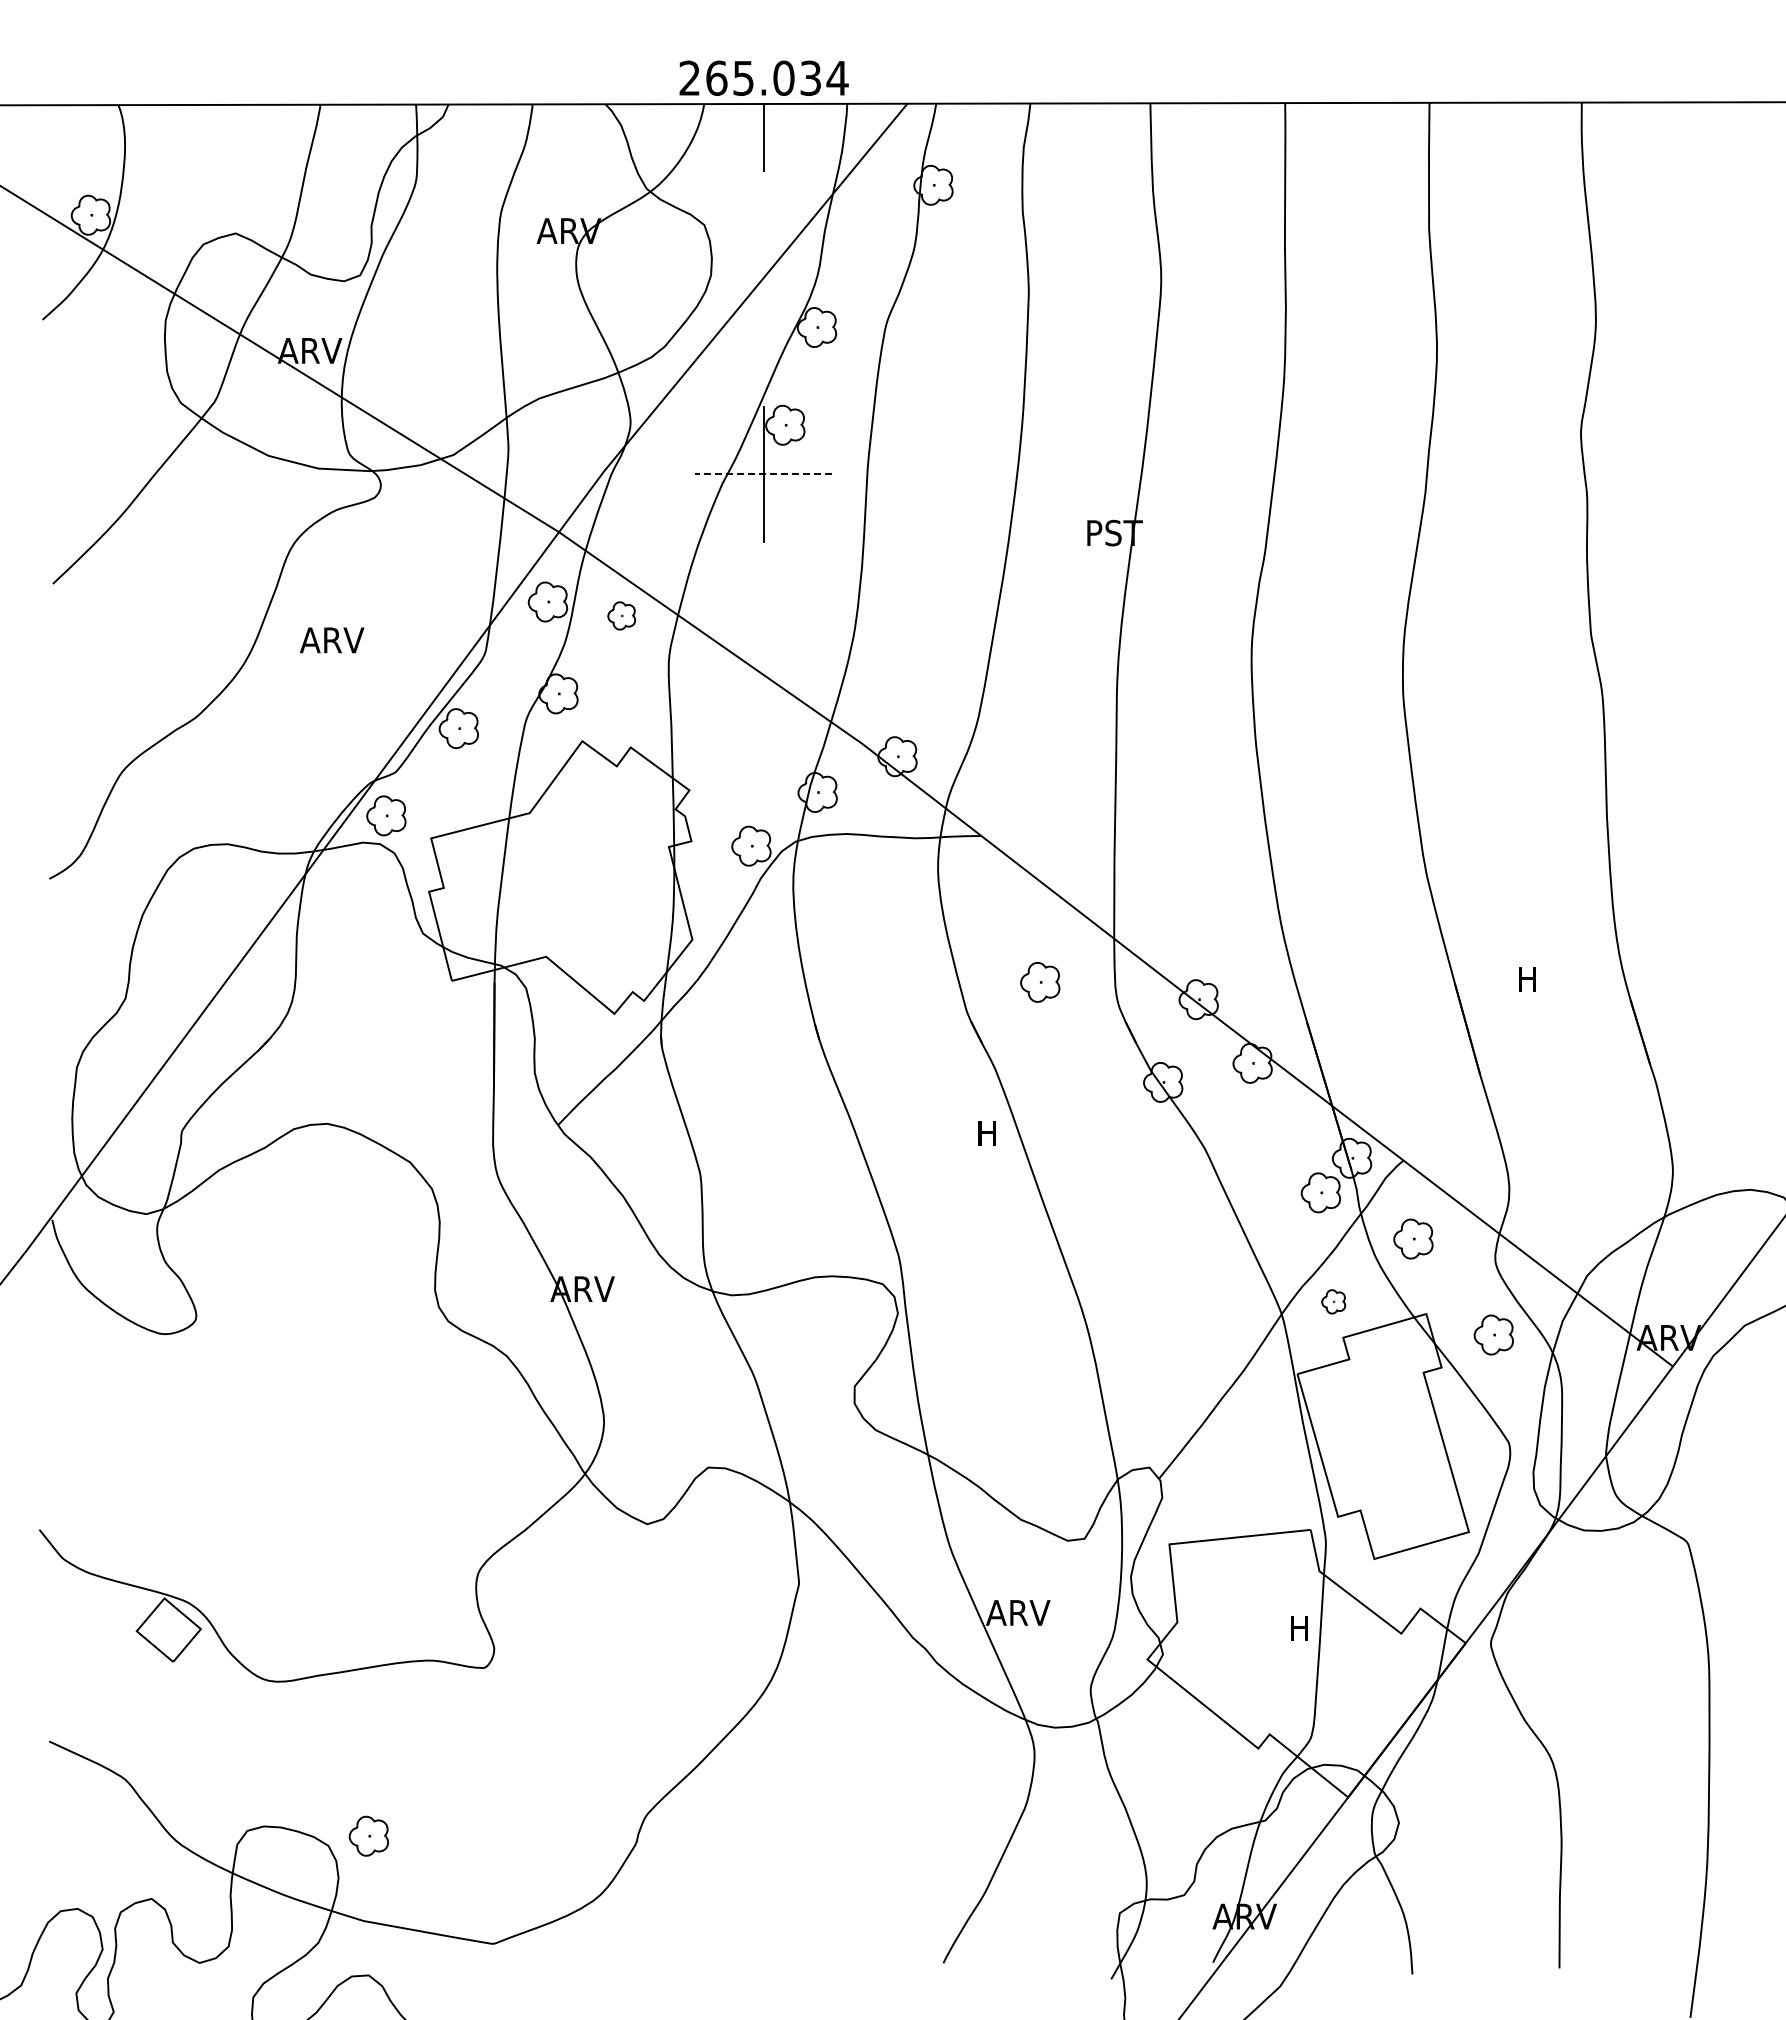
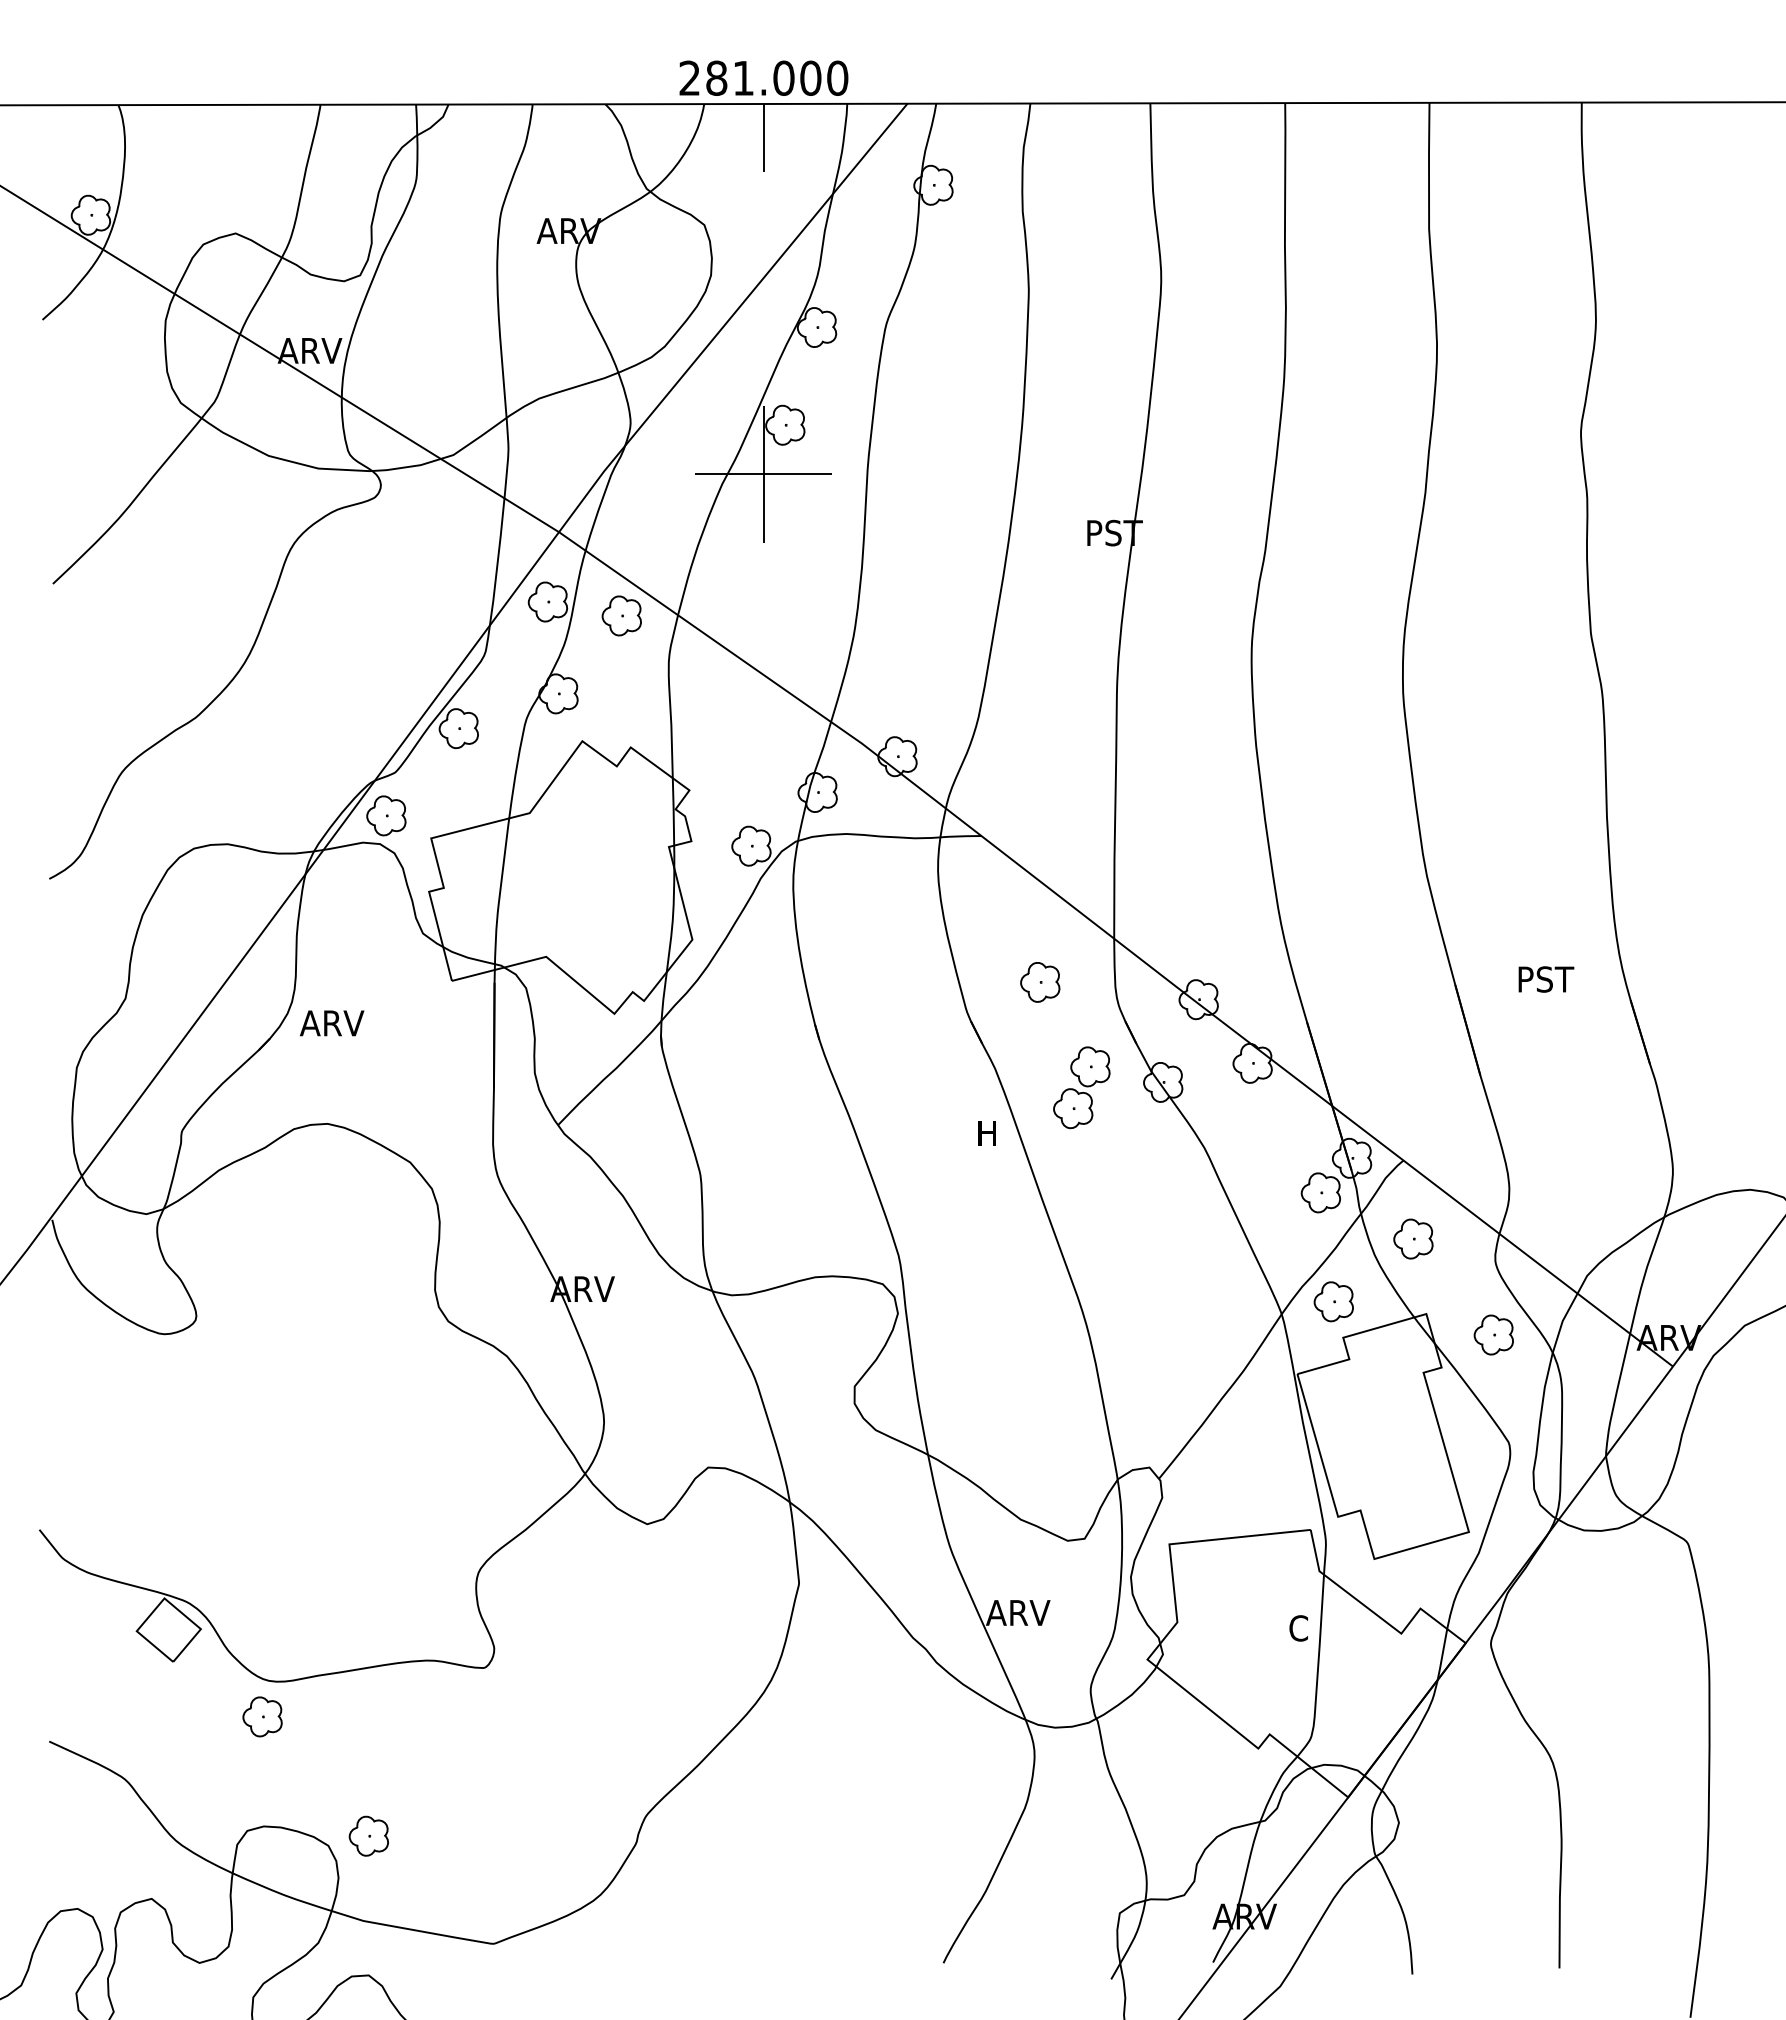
text: 265.034 -> 281.000 (777, 77)
line: dashed -> solid (763, 474)
part size: 30x30 px -> 41x42 px (621, 615)
text position: (332, 640) -> (332, 1023) (332, 1023)
text: H -> PST (1546, 979)
part: none -> present (1081, 1087)
part size: 26x26 px -> 41x42 px (1333, 1301)
text: H -> C (1298, 1628)
part: none -> present (262, 1716)
